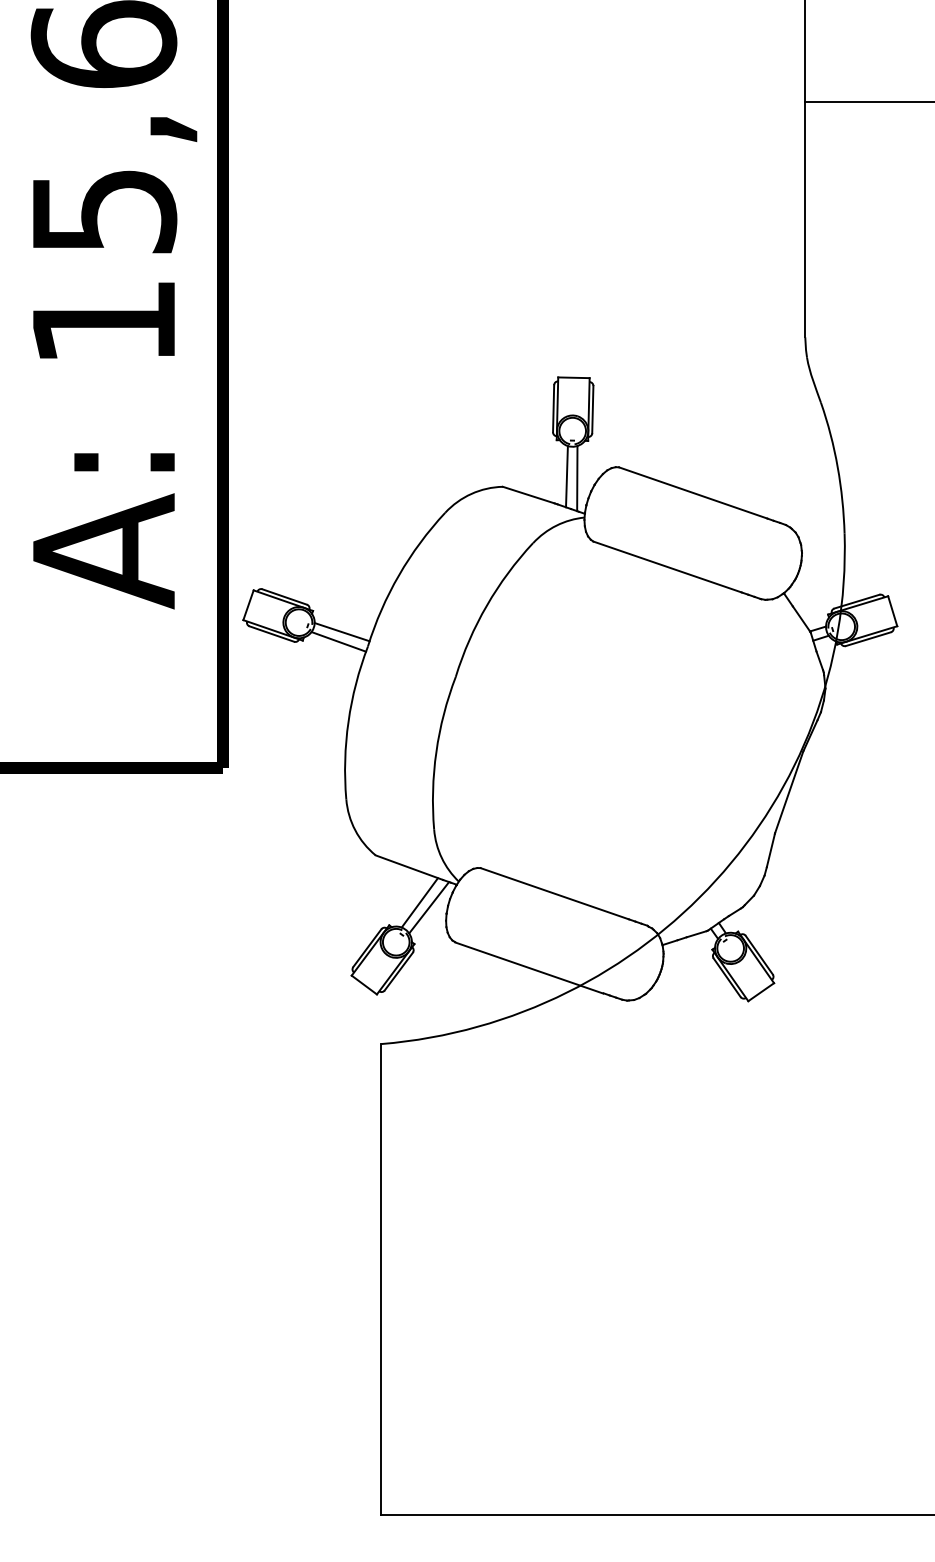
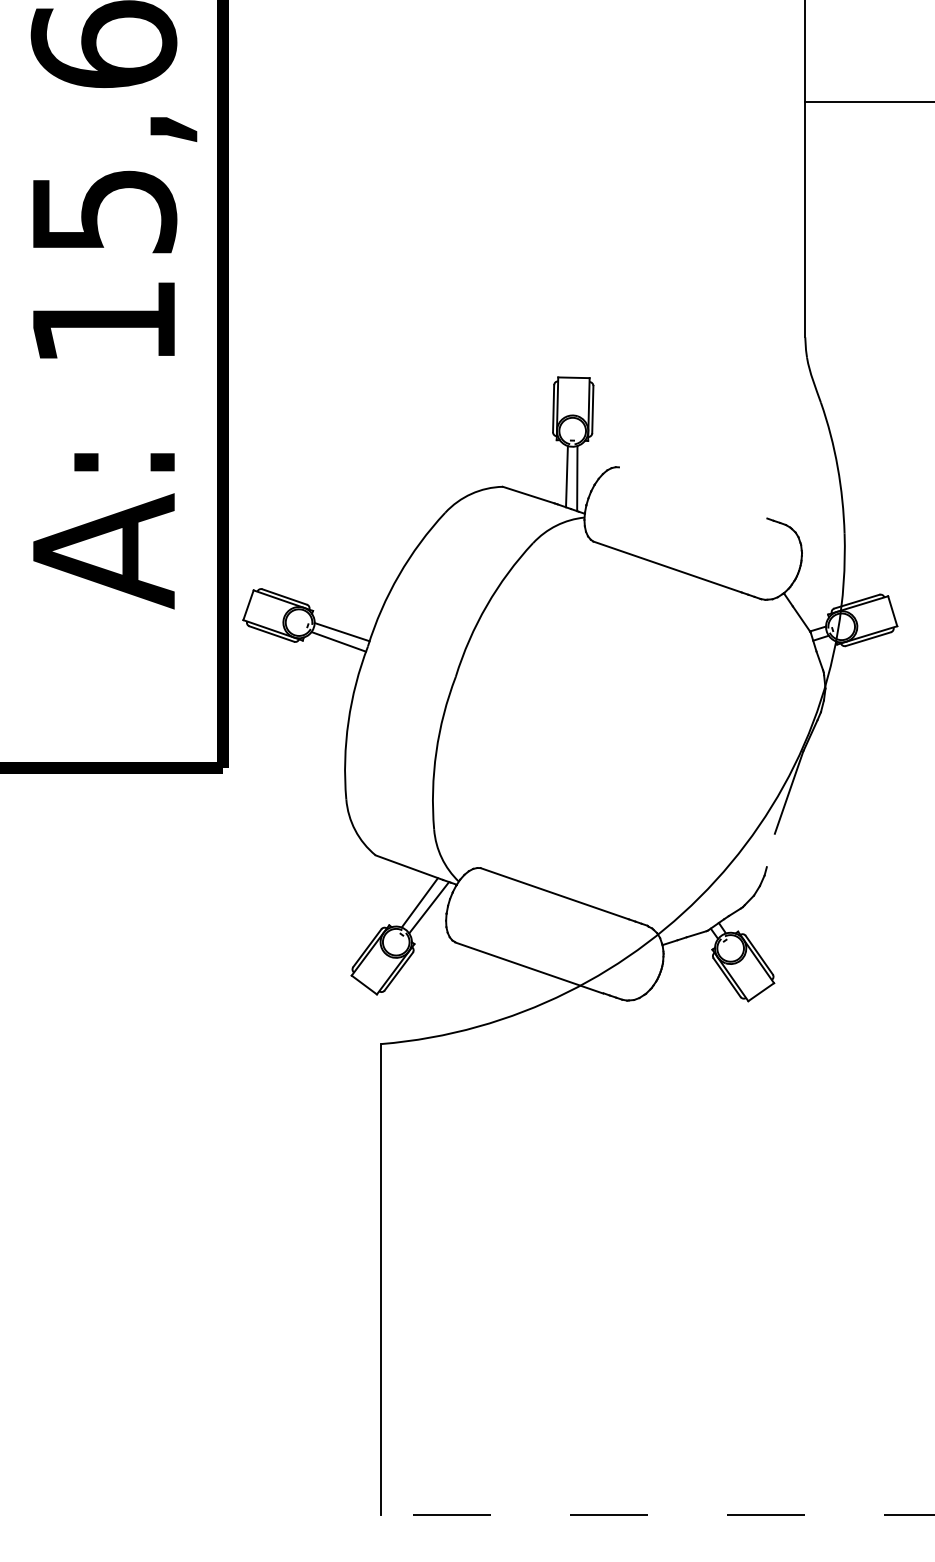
line: present -> none (693, 492)
line: present -> none (770, 850)
line: solid -> dashed (658, 1515)
